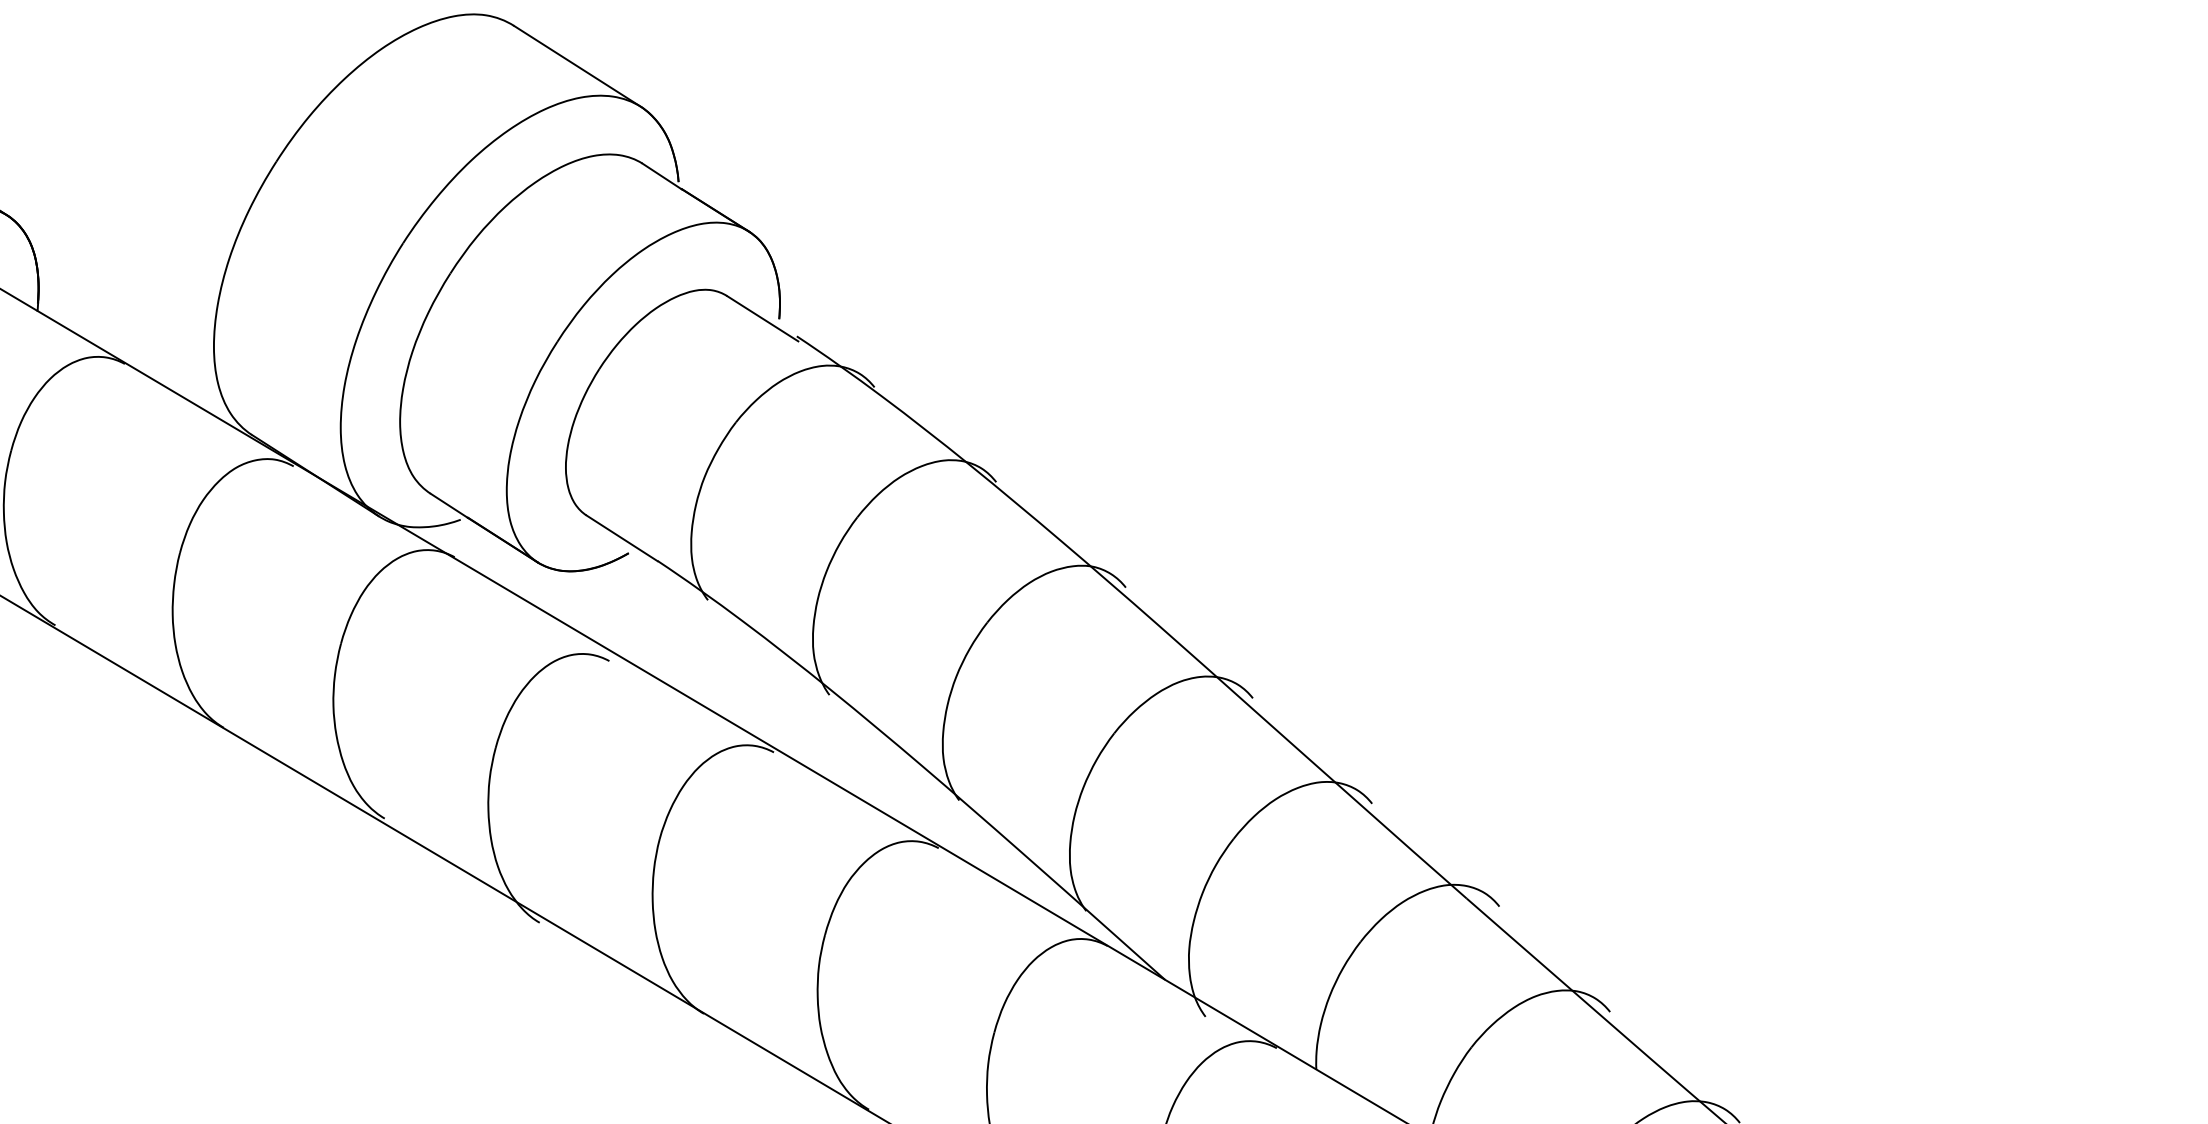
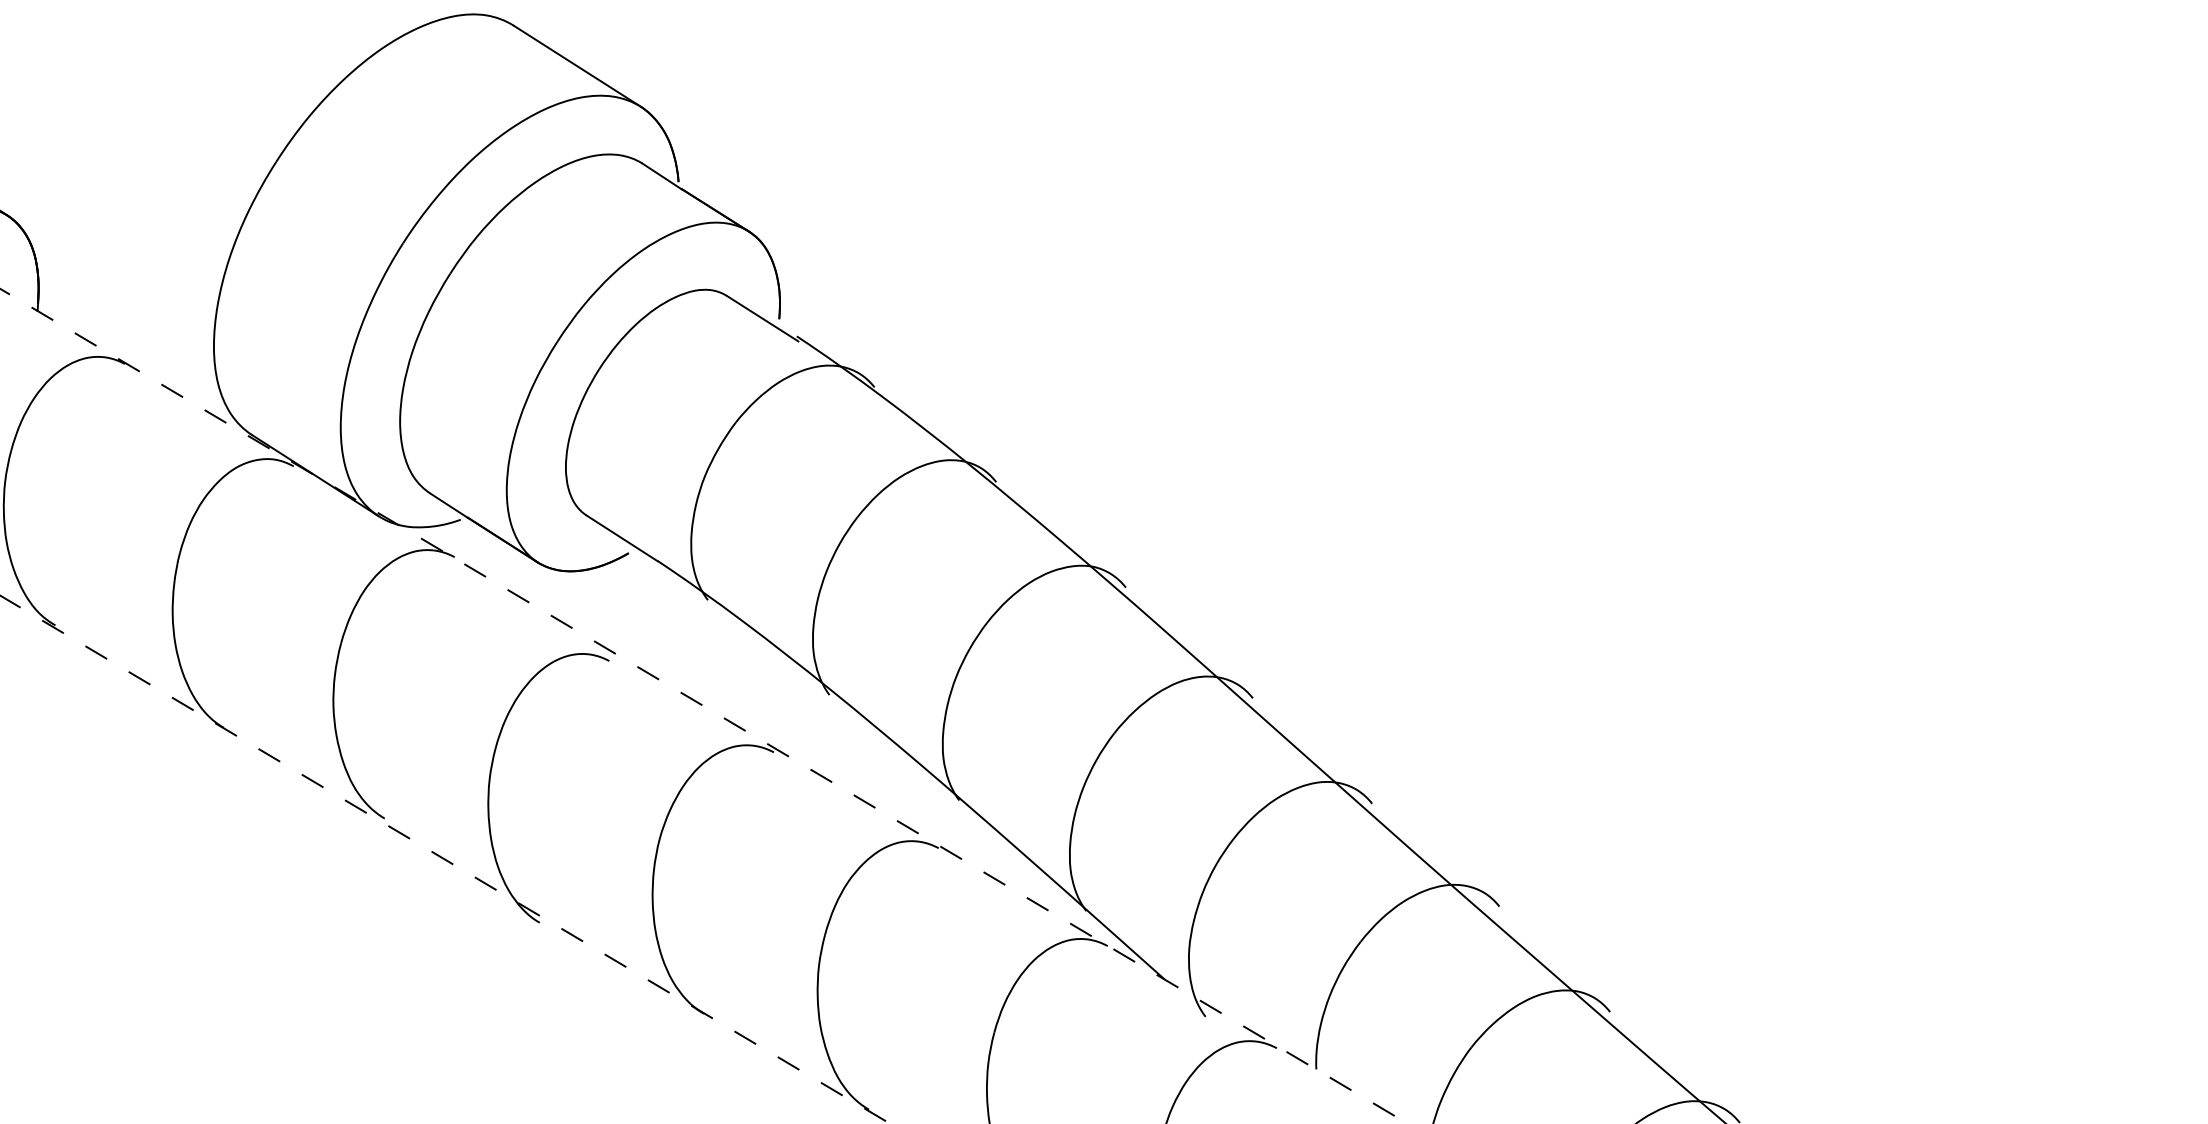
line: solid -> dashed (704, 706)
line: solid -> dashed (445, 859)
